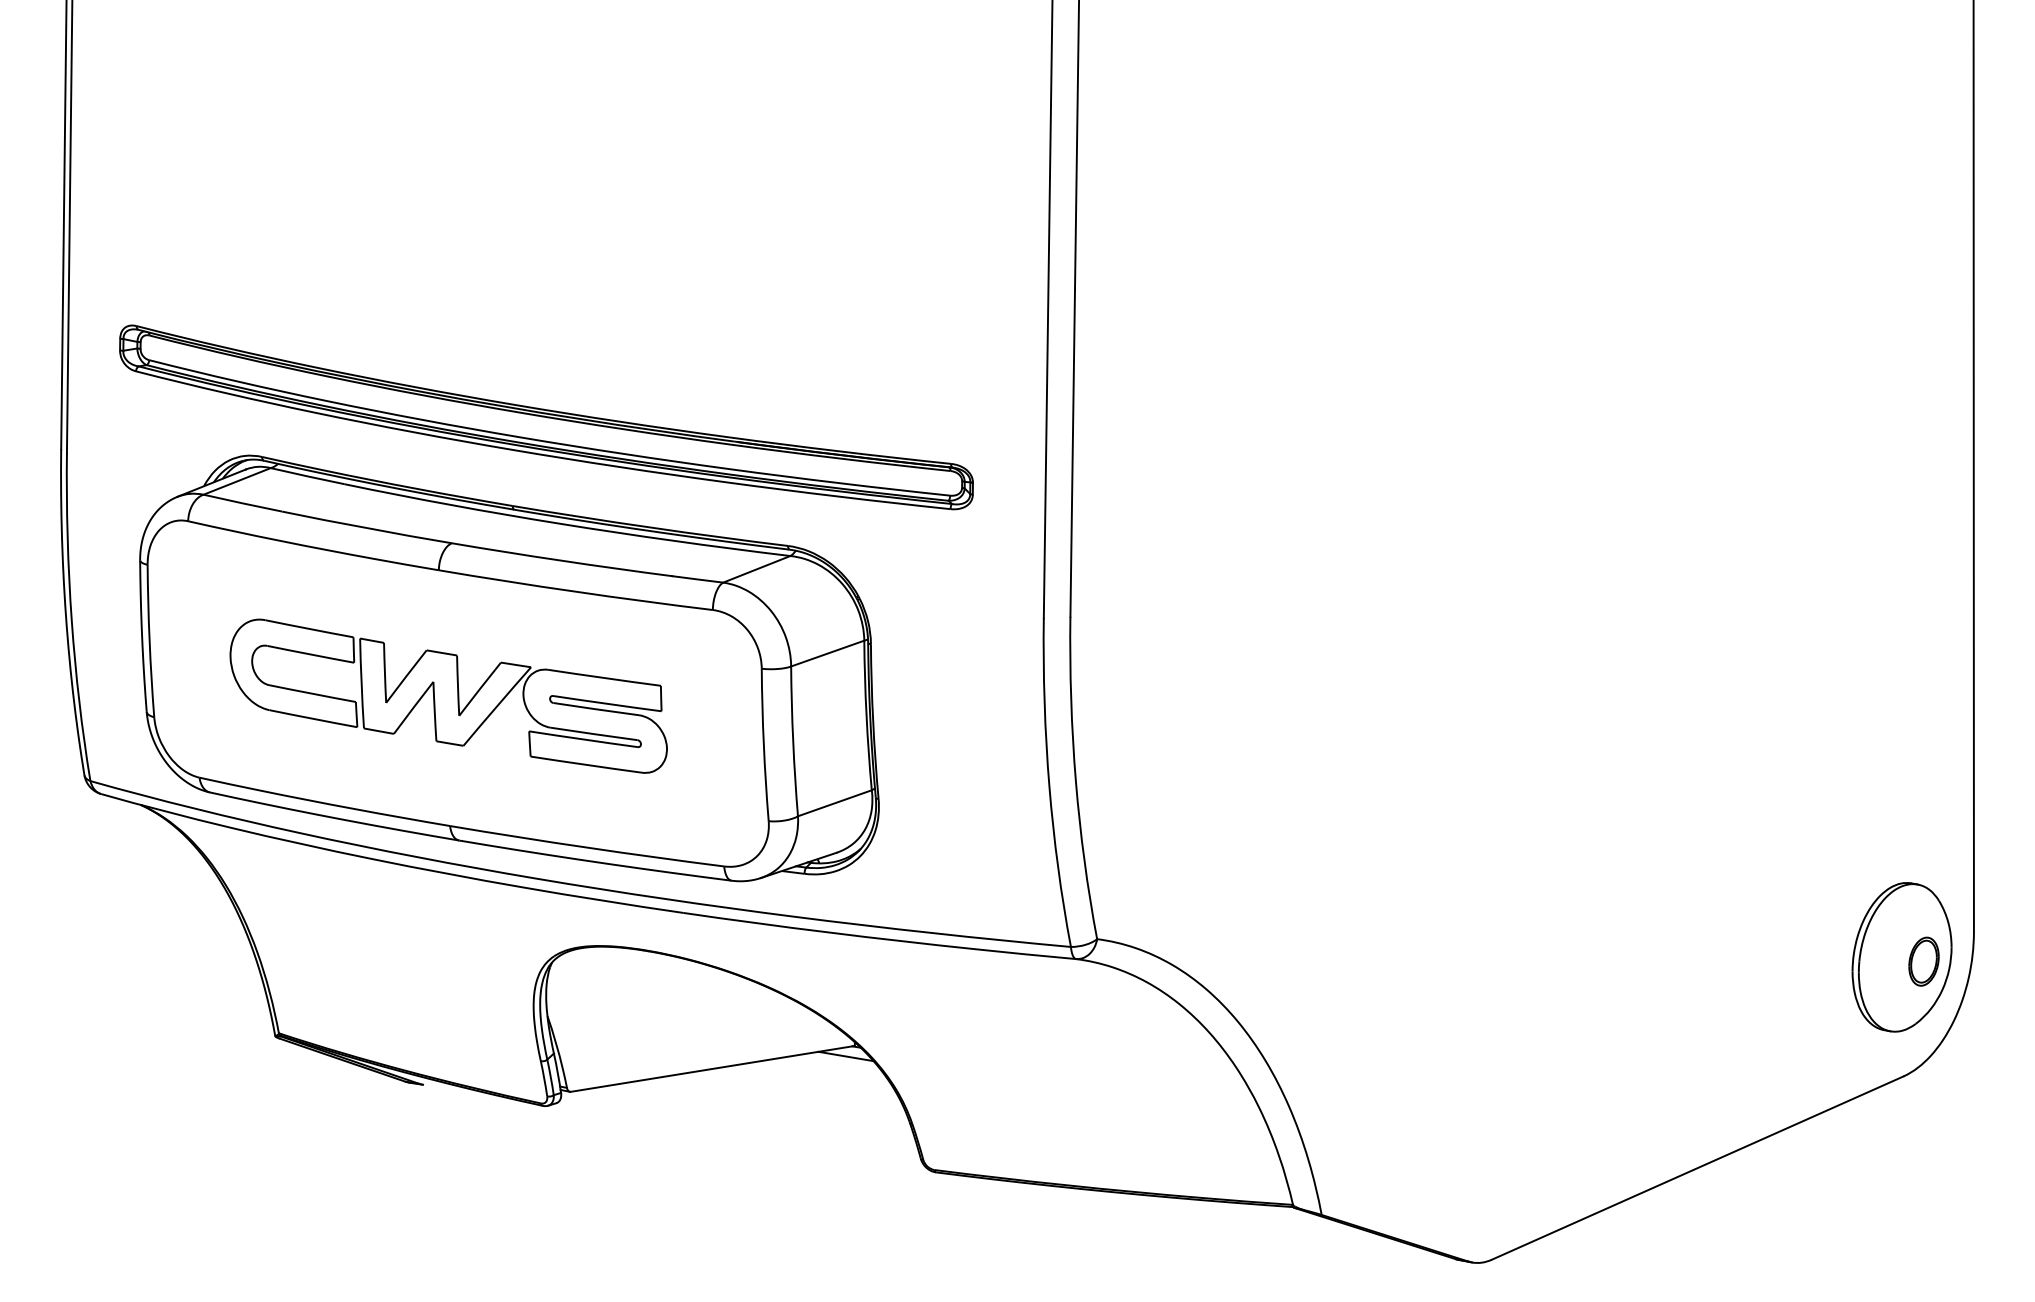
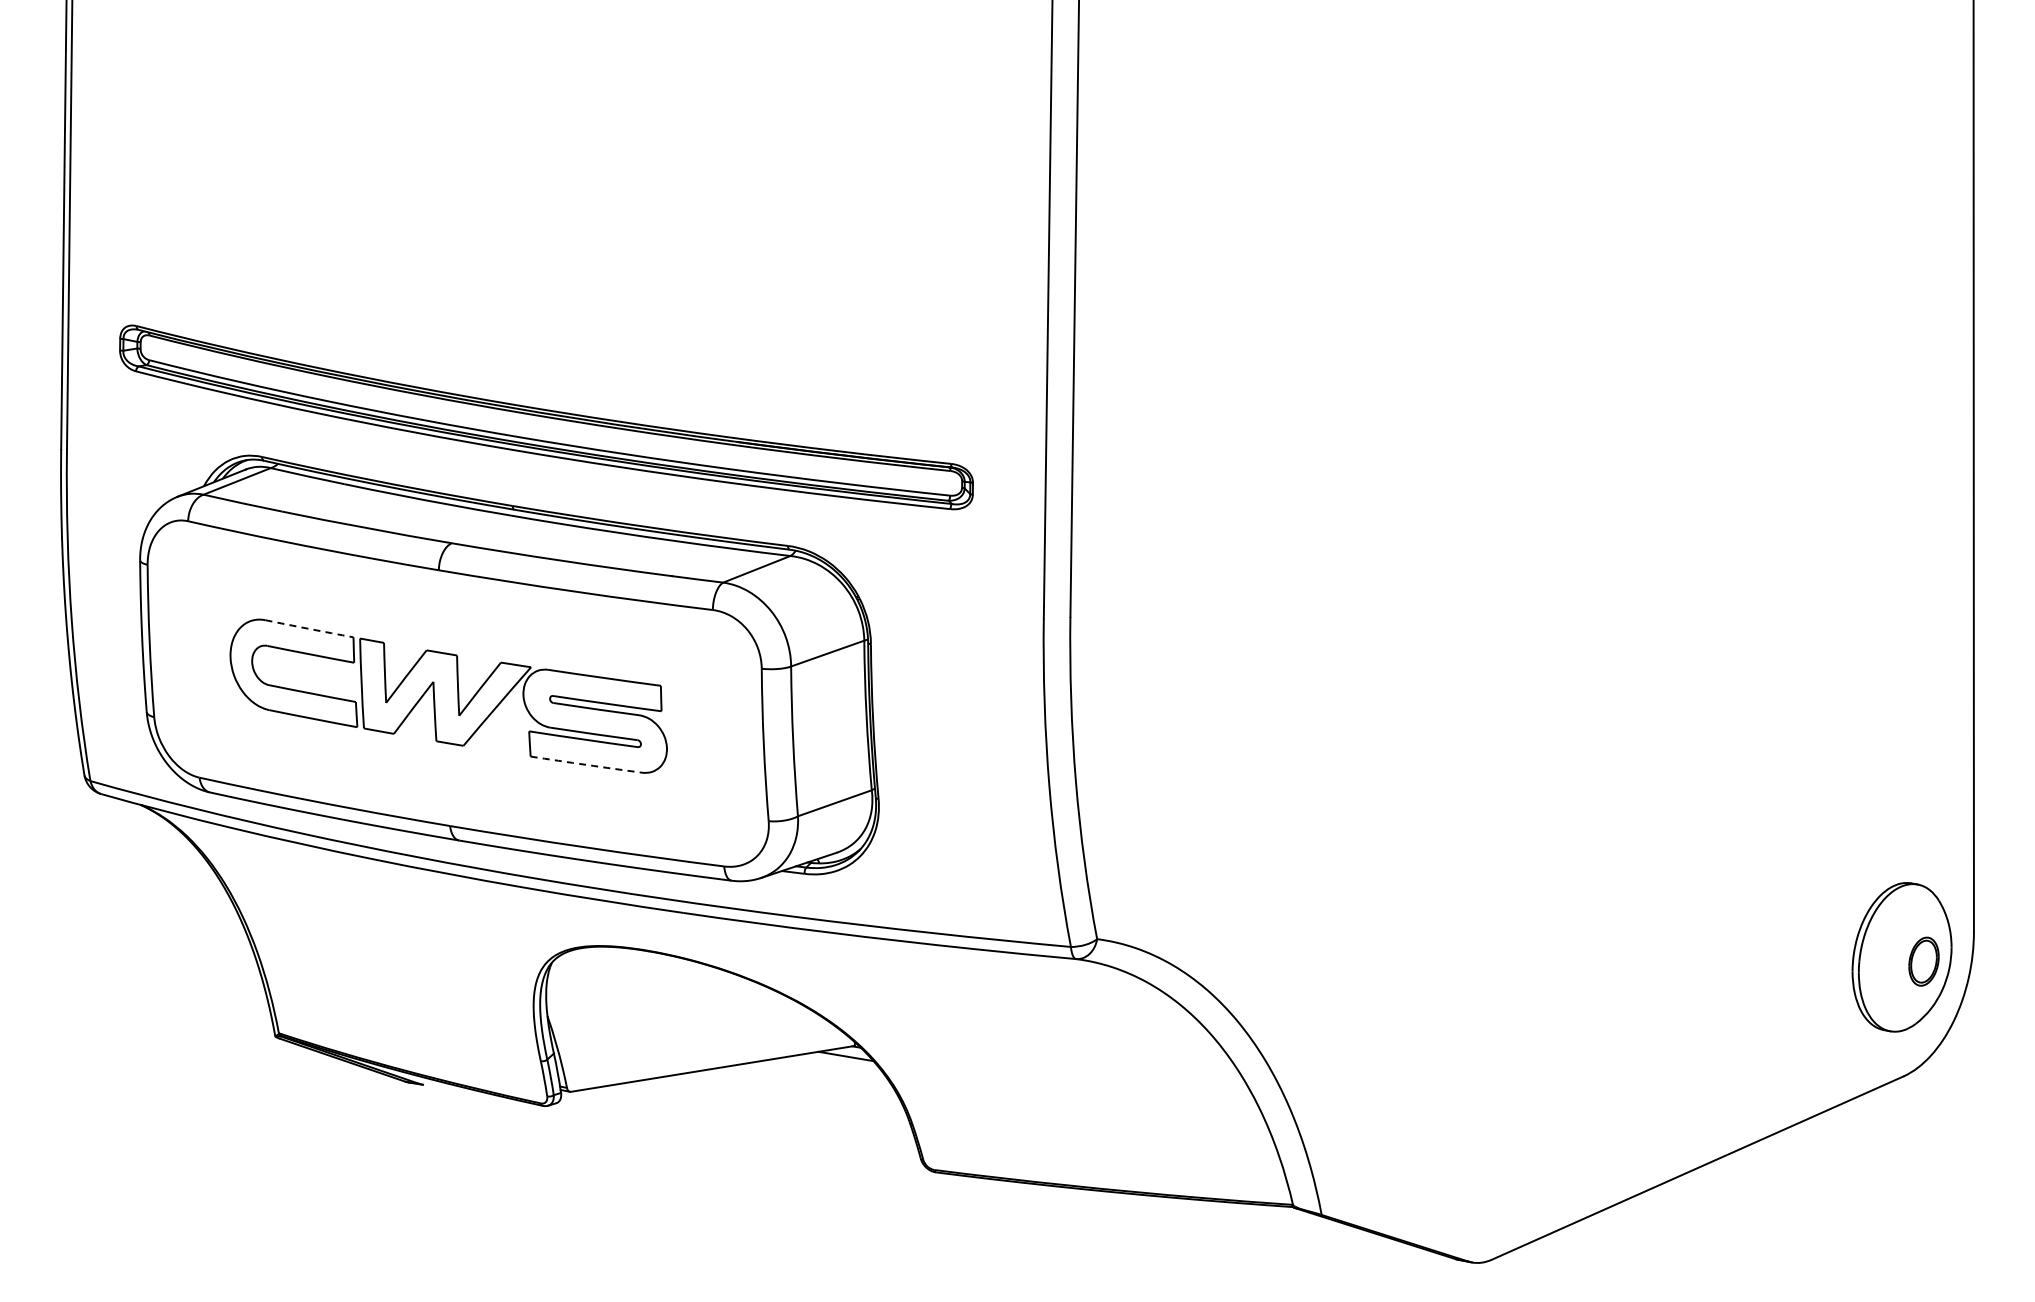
arc: solid -> dashed (309, 628)
arc: solid -> dashed (586, 764)
